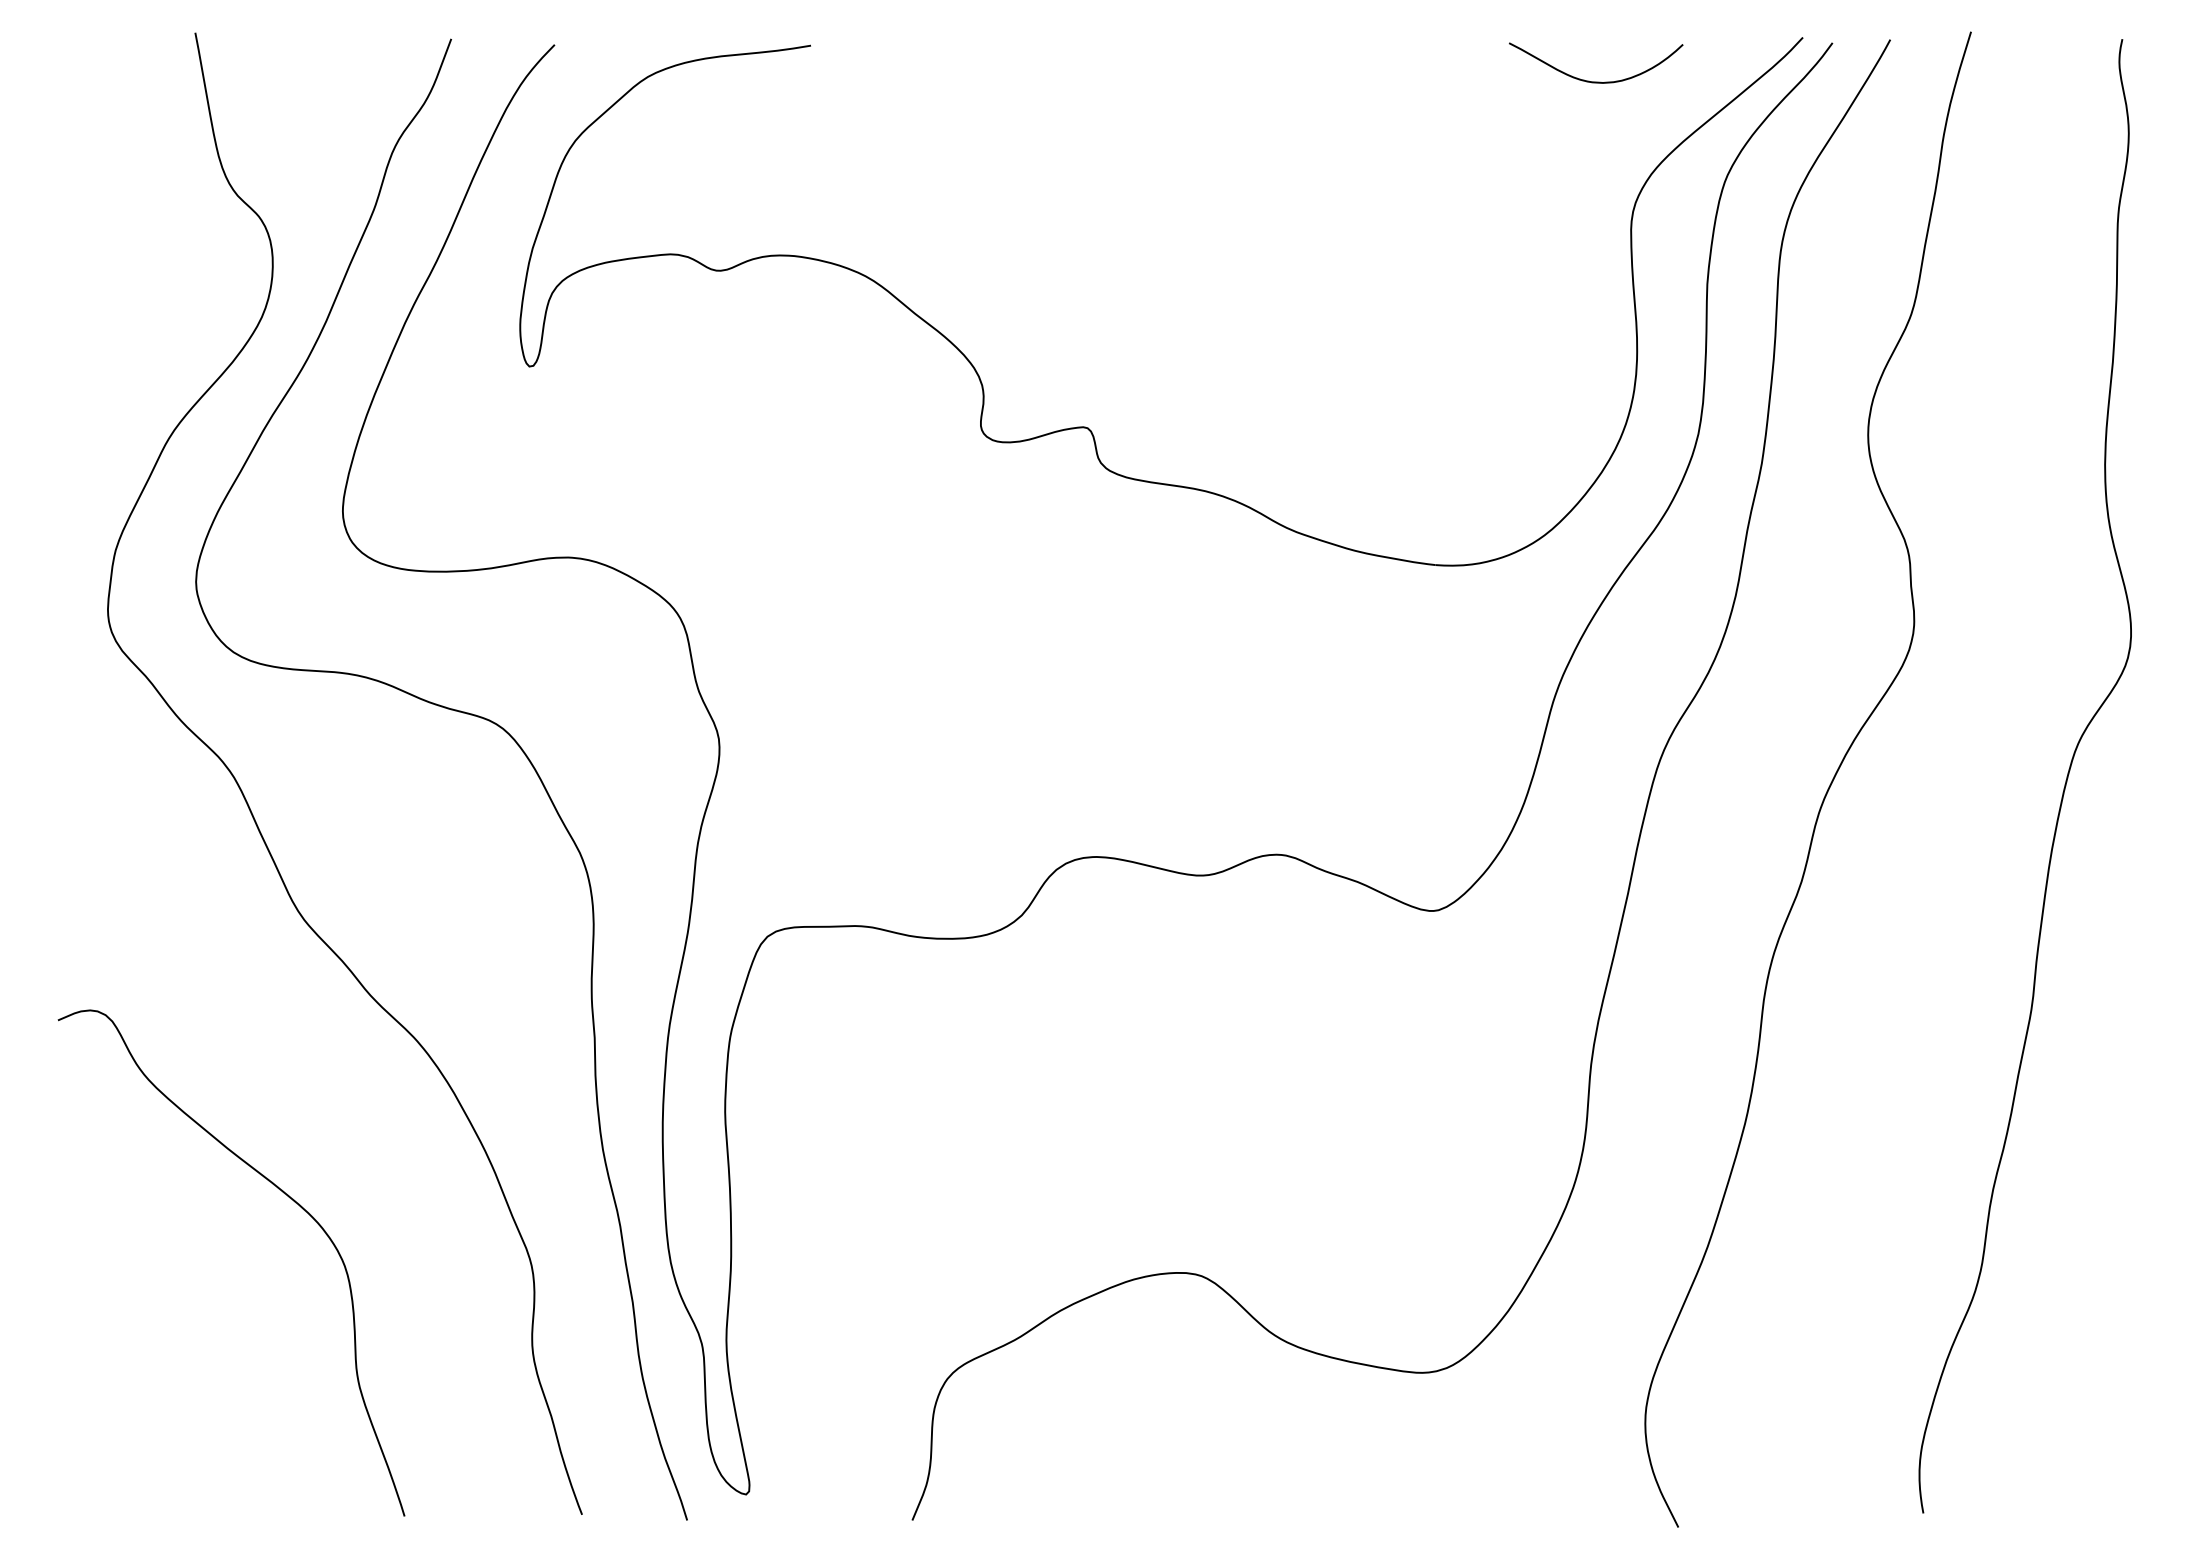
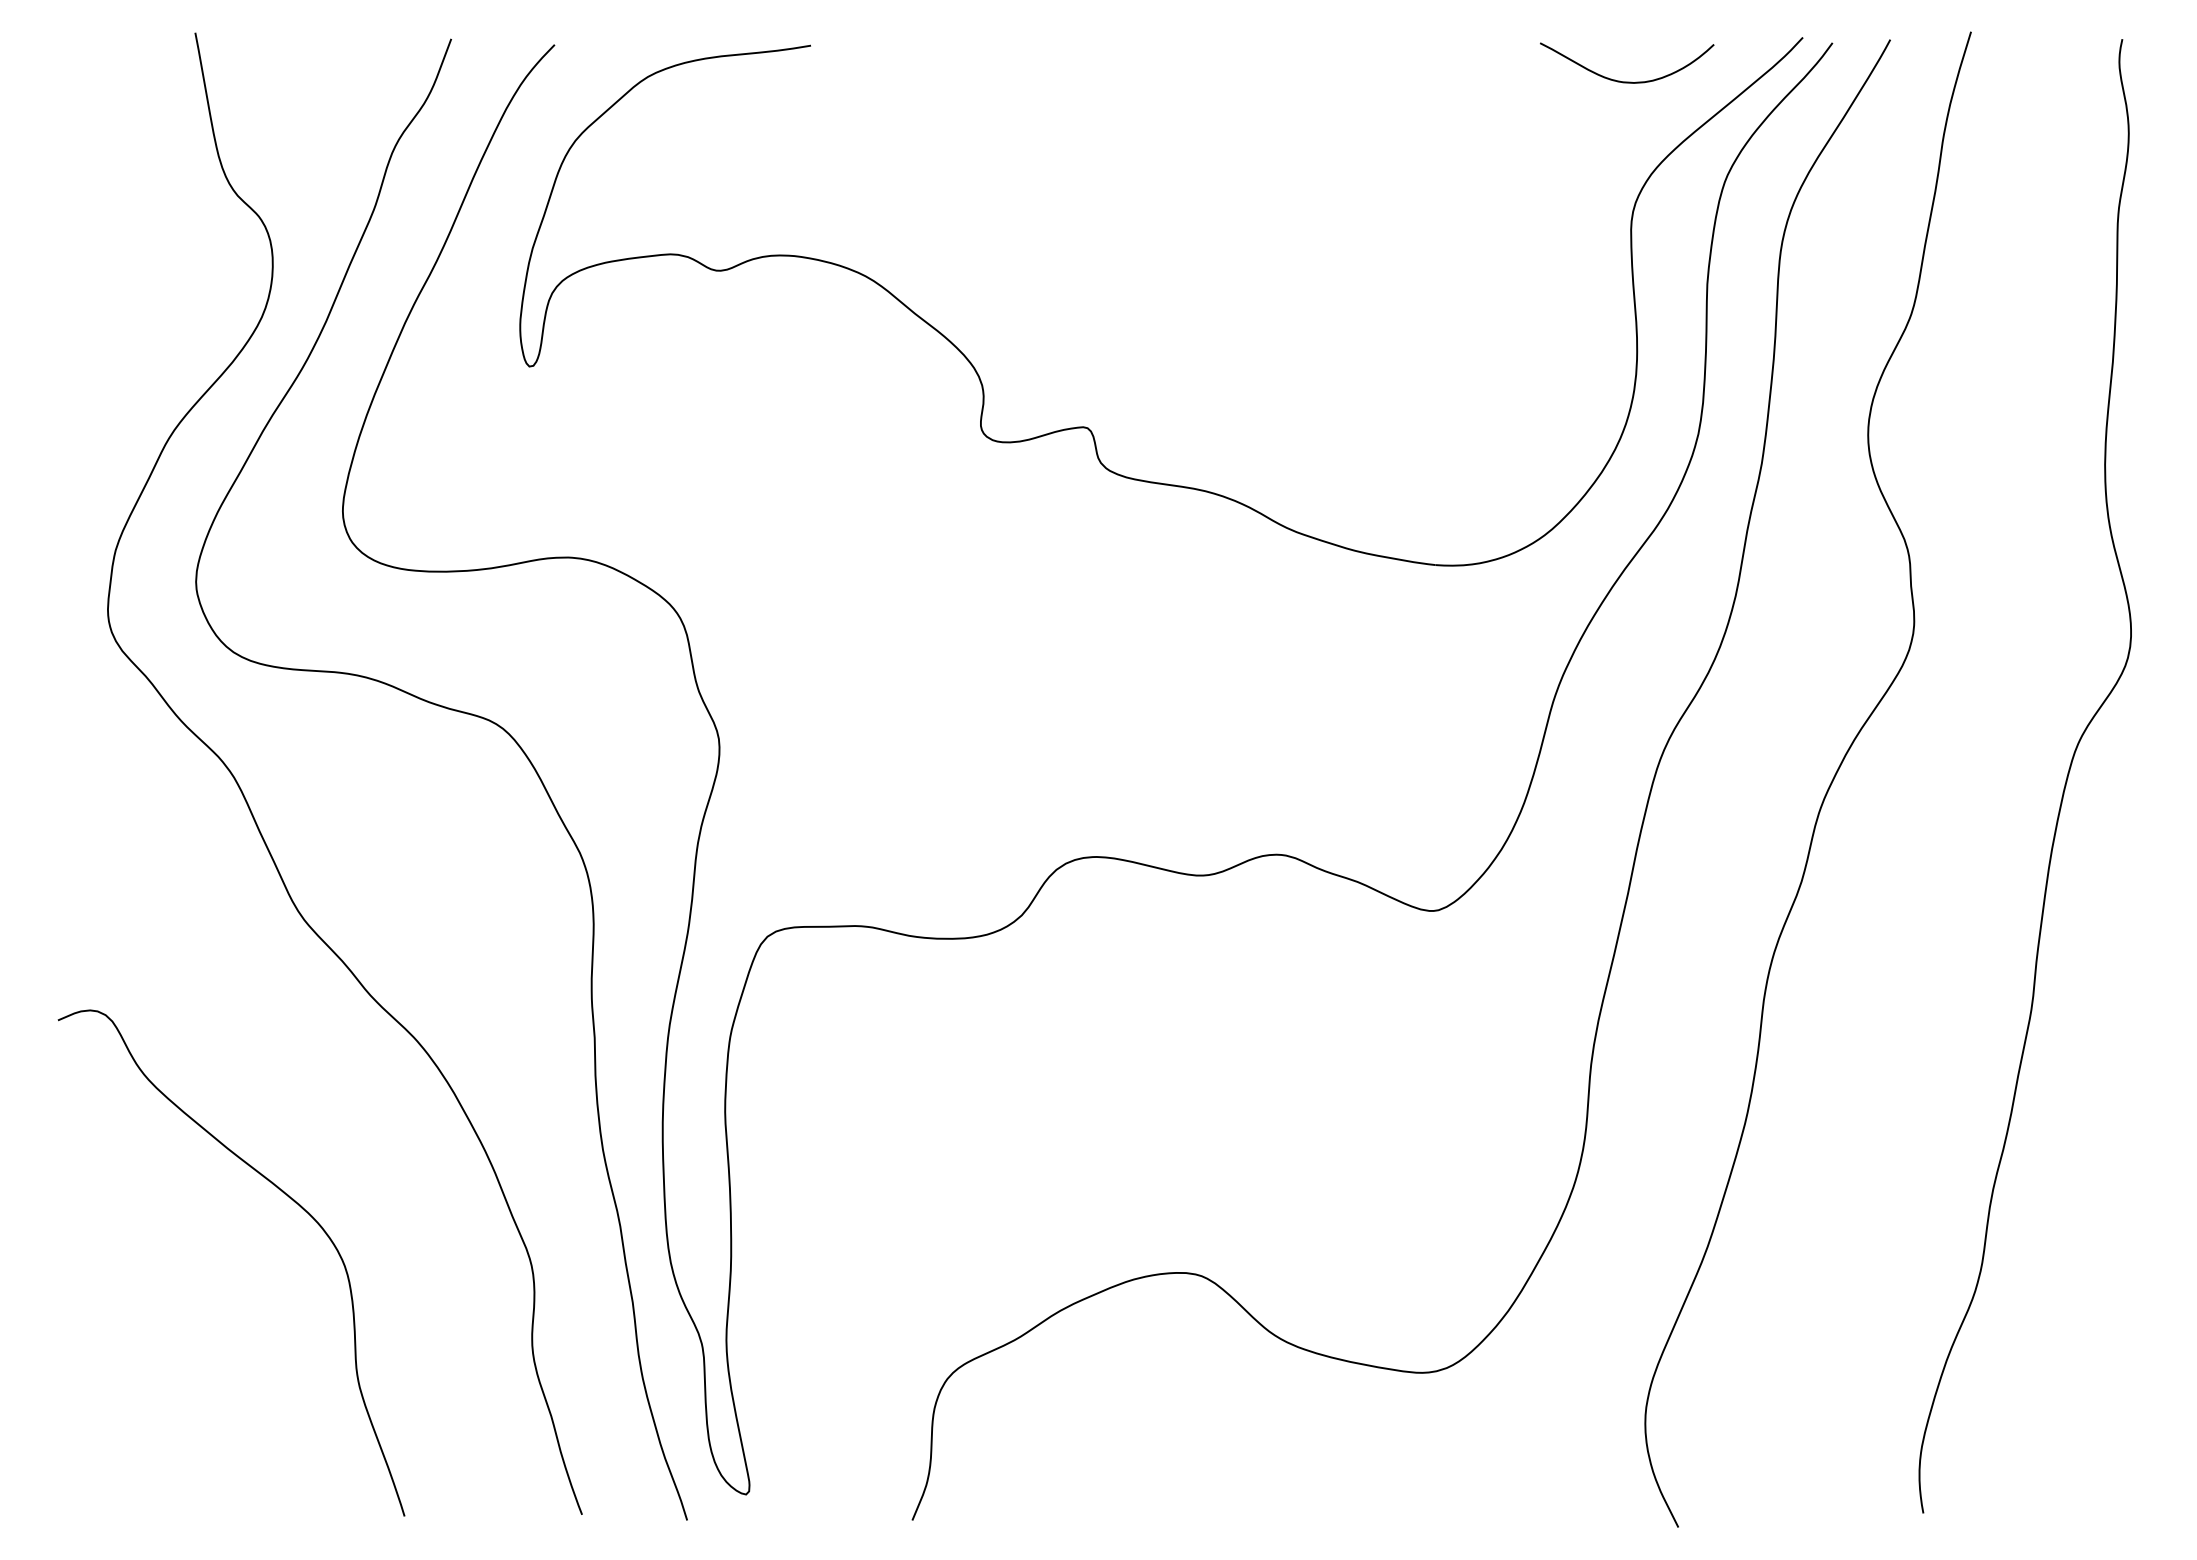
curve position: (1596, 81) -> (1627, 81) (1627, 81)
